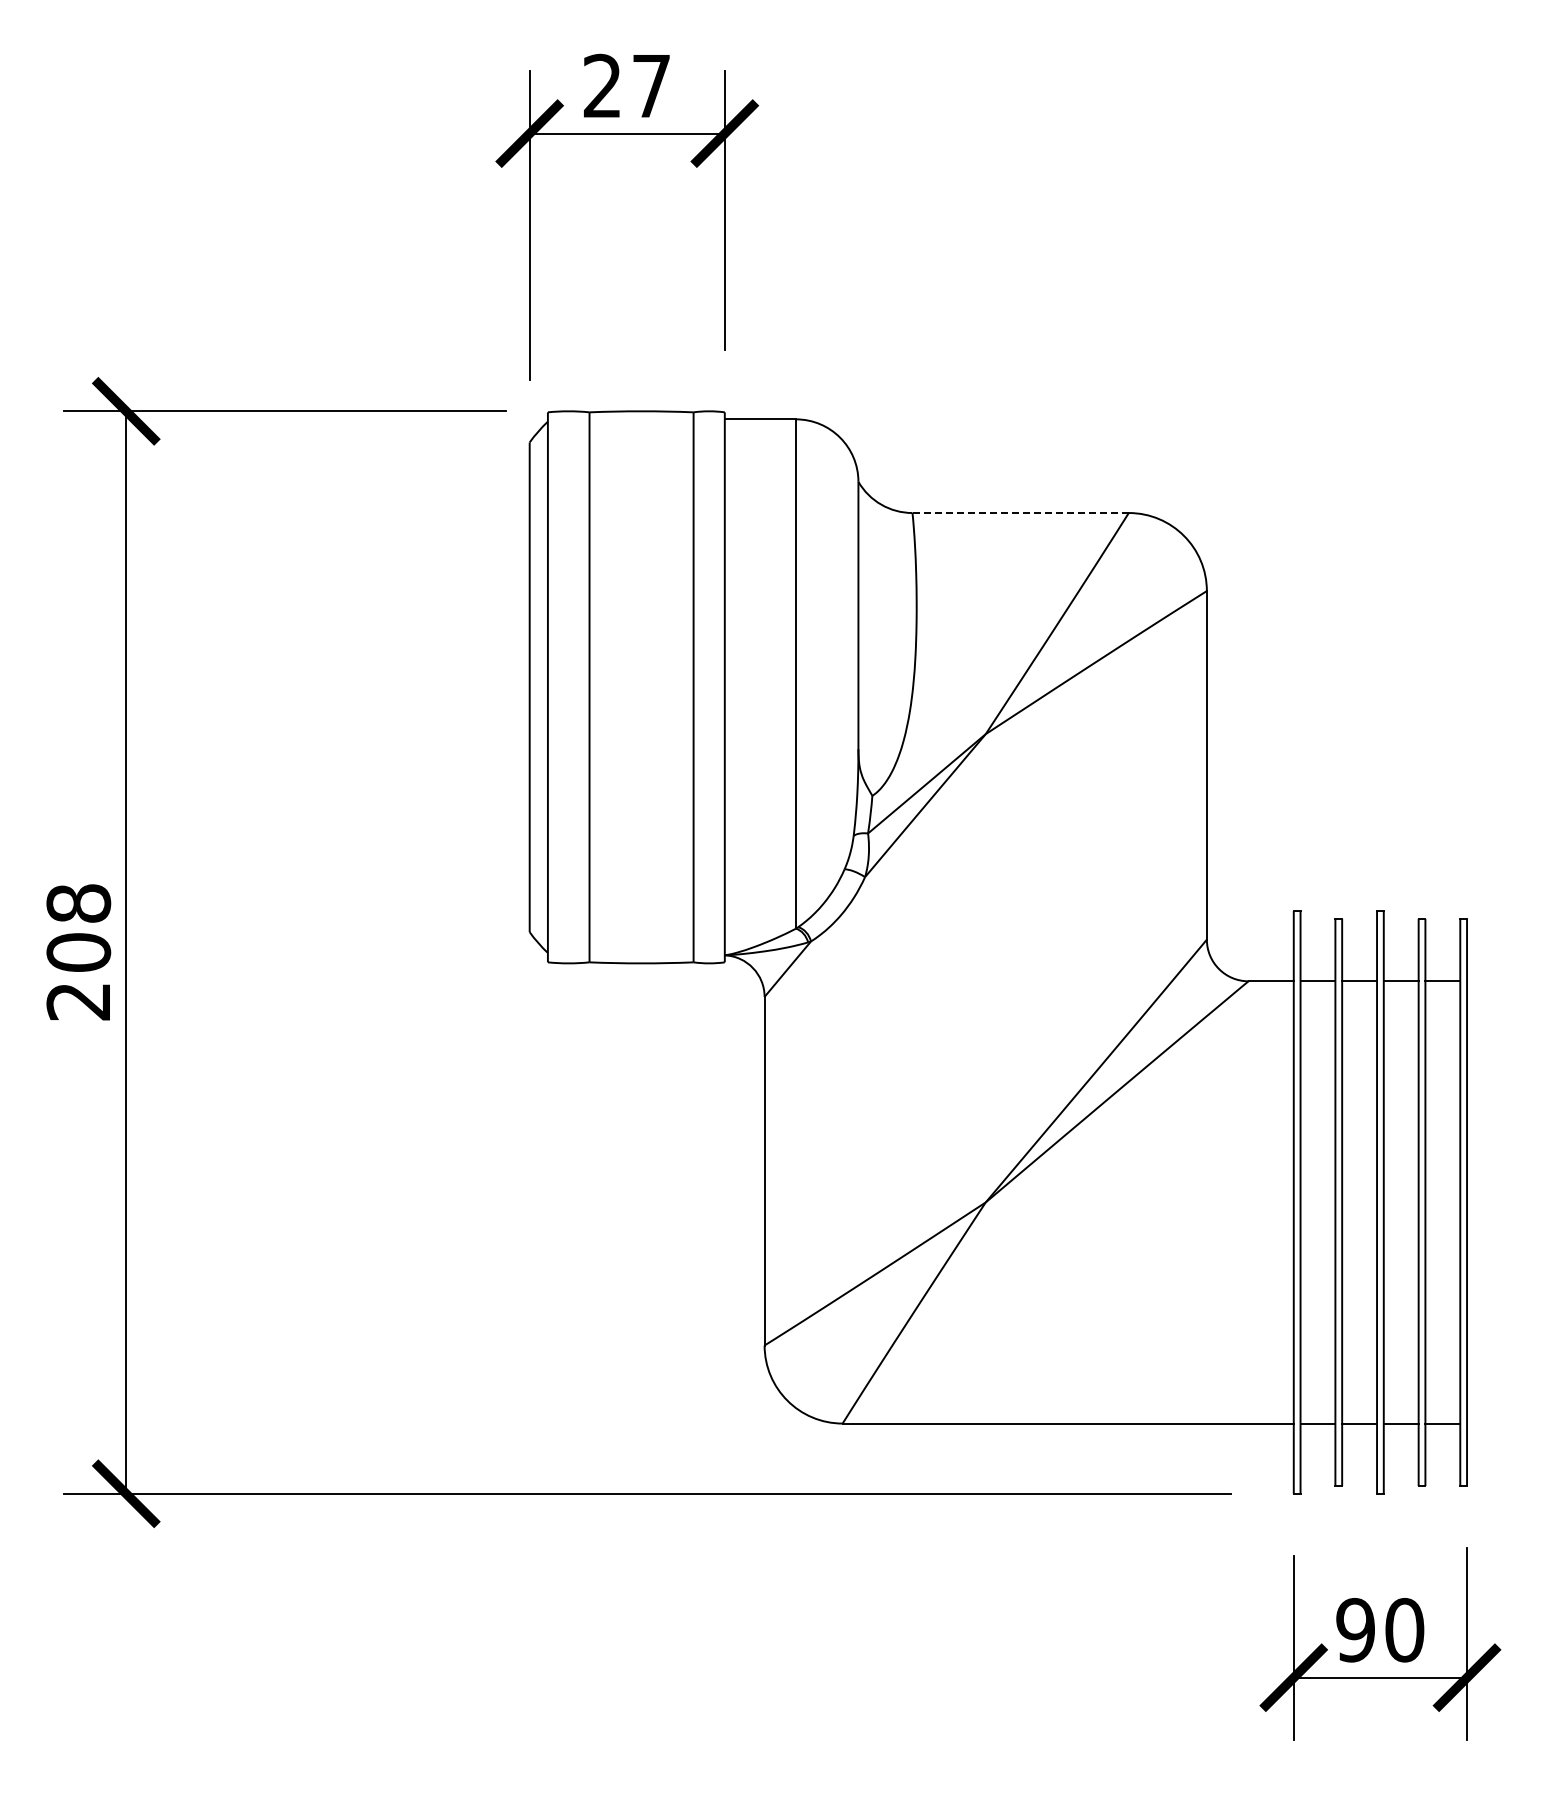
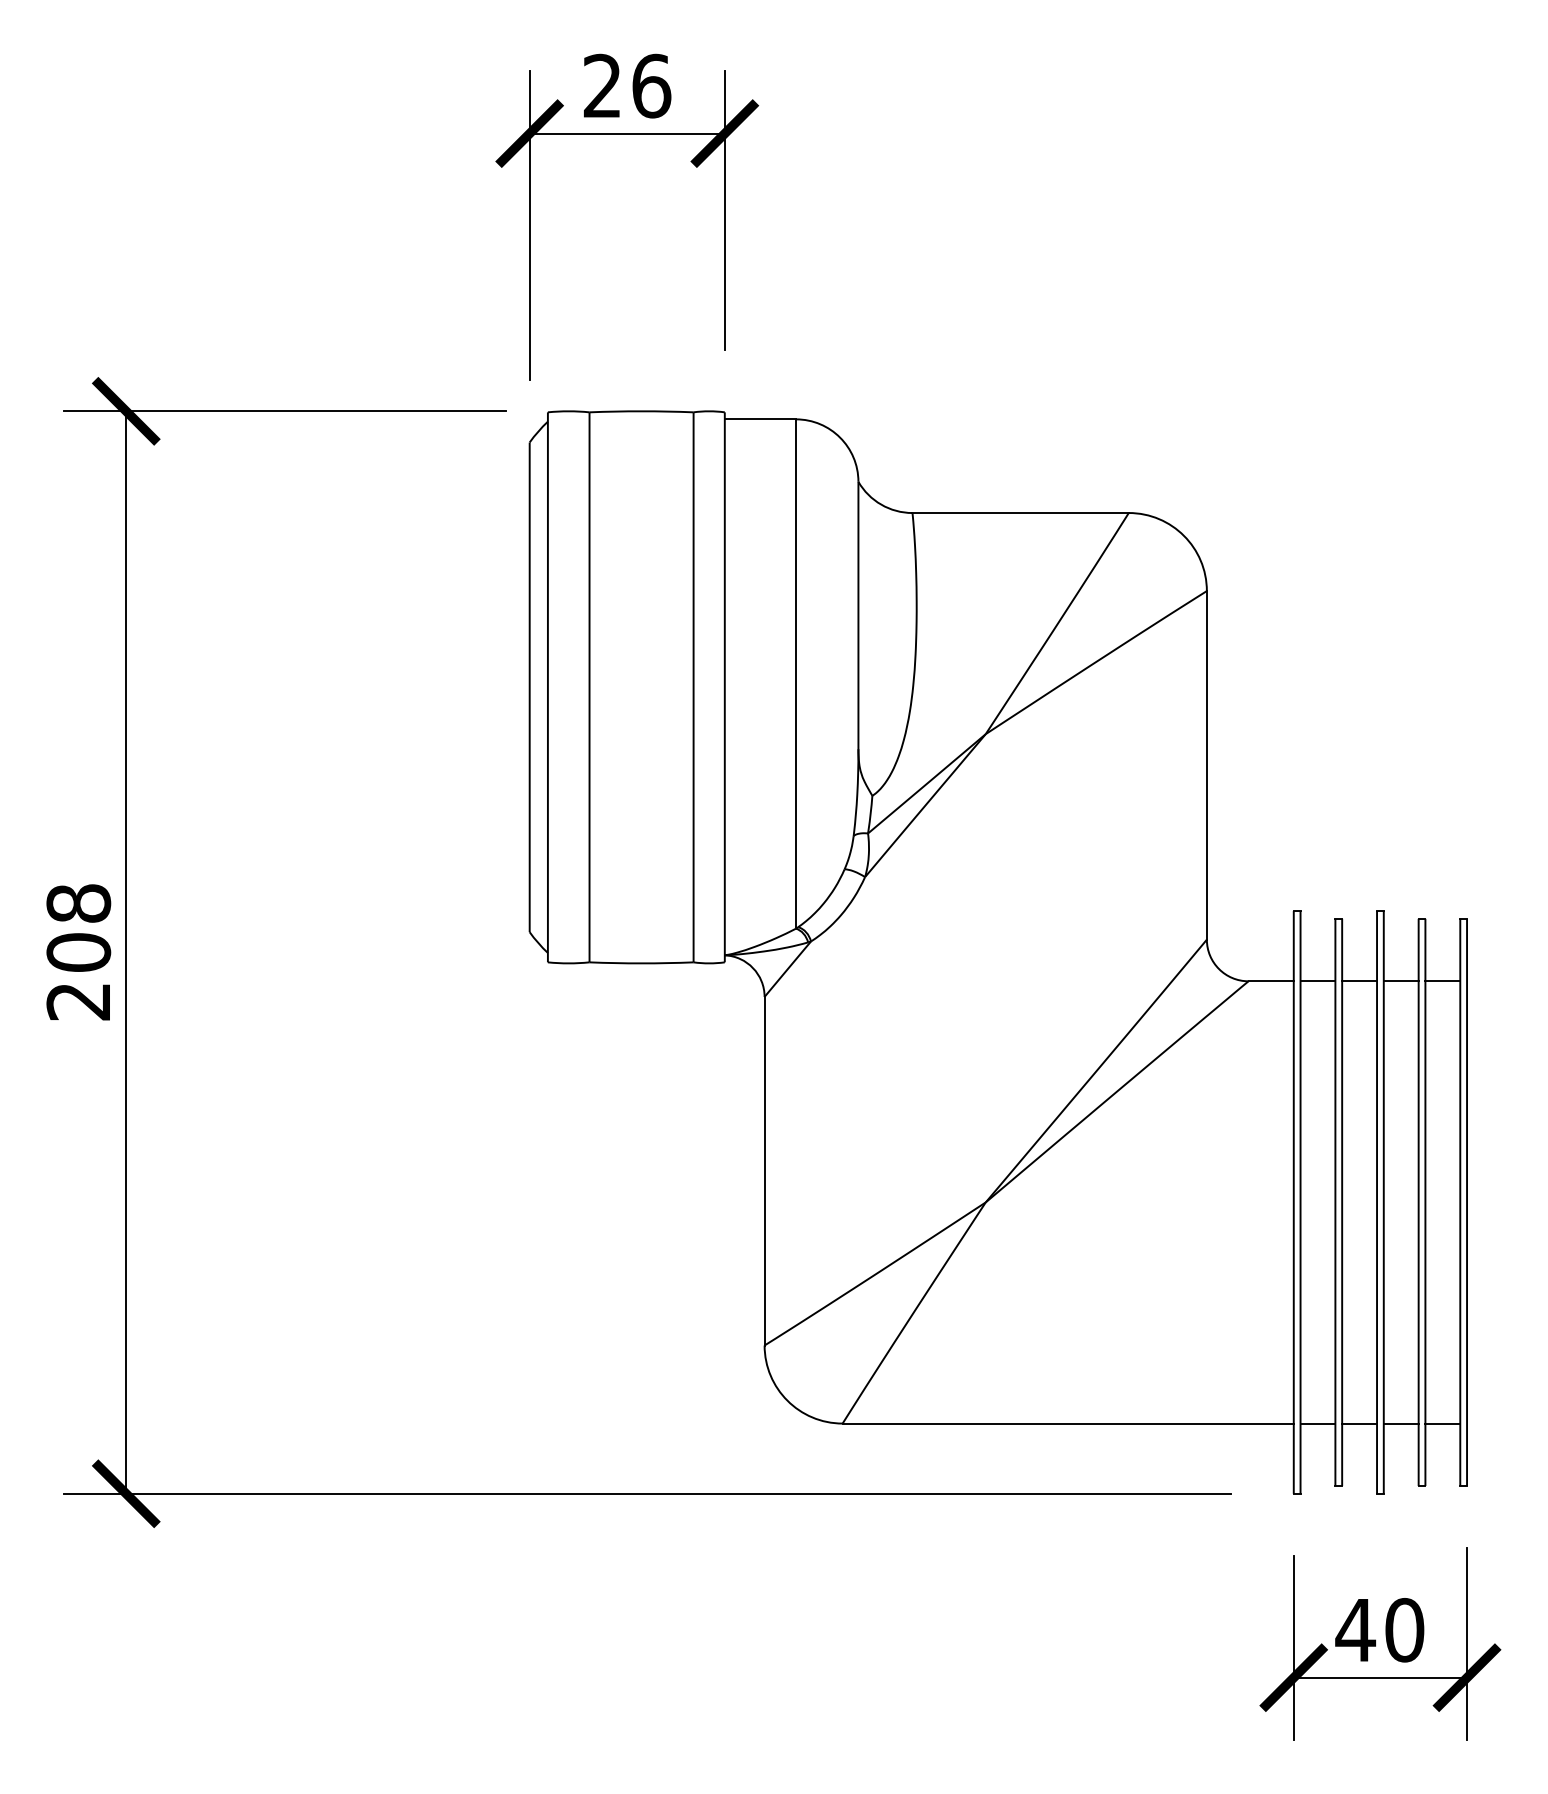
text: 27 -> 26 (651, 85)
line: dashed -> solid (1020, 513)
text: 90 -> 40 (1355, 1630)
